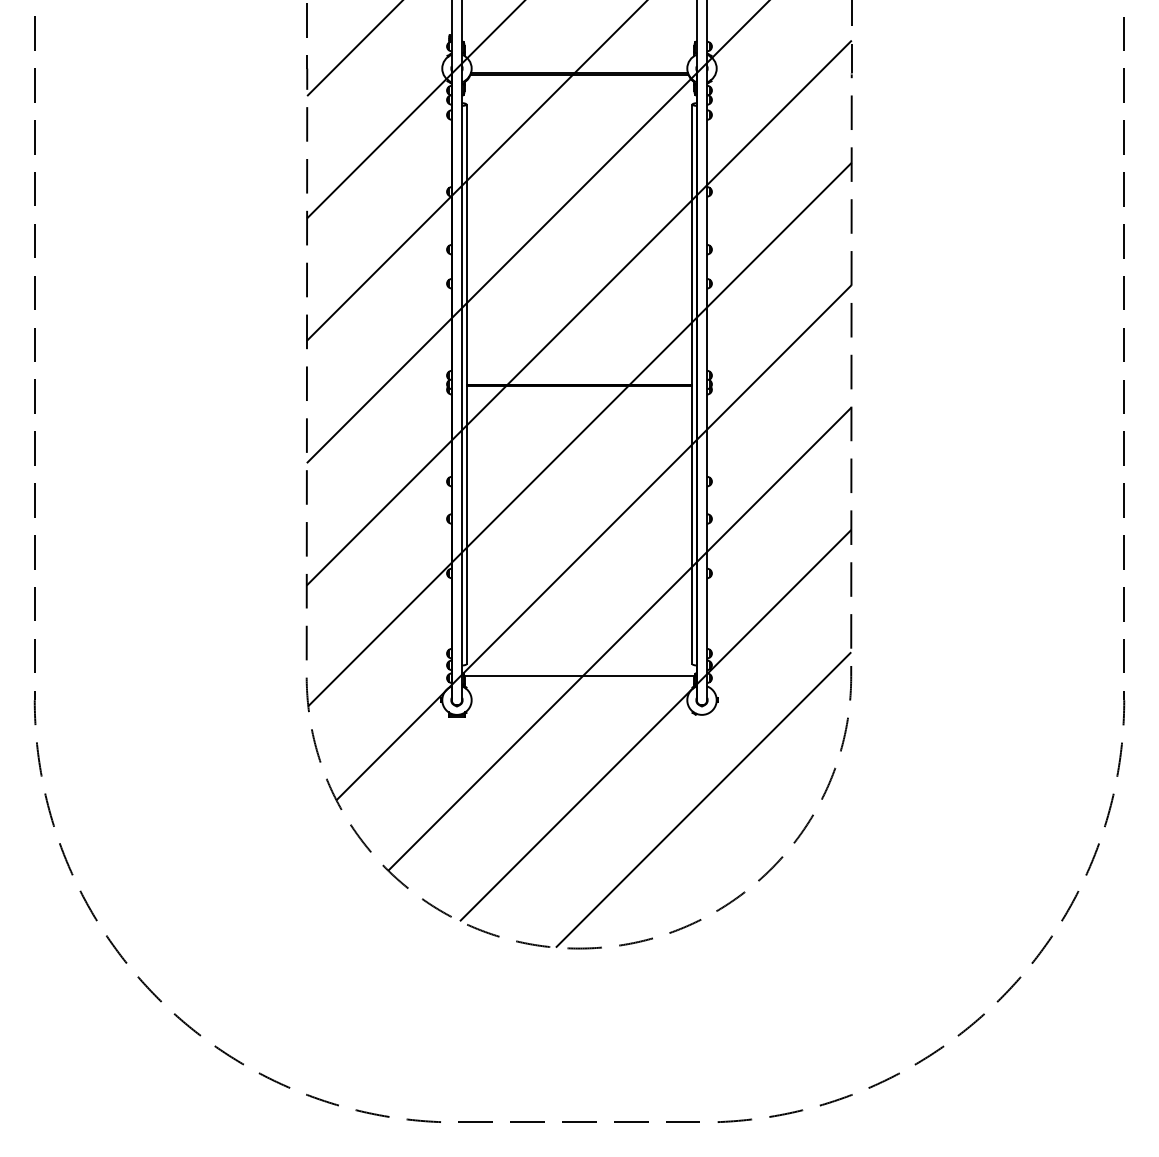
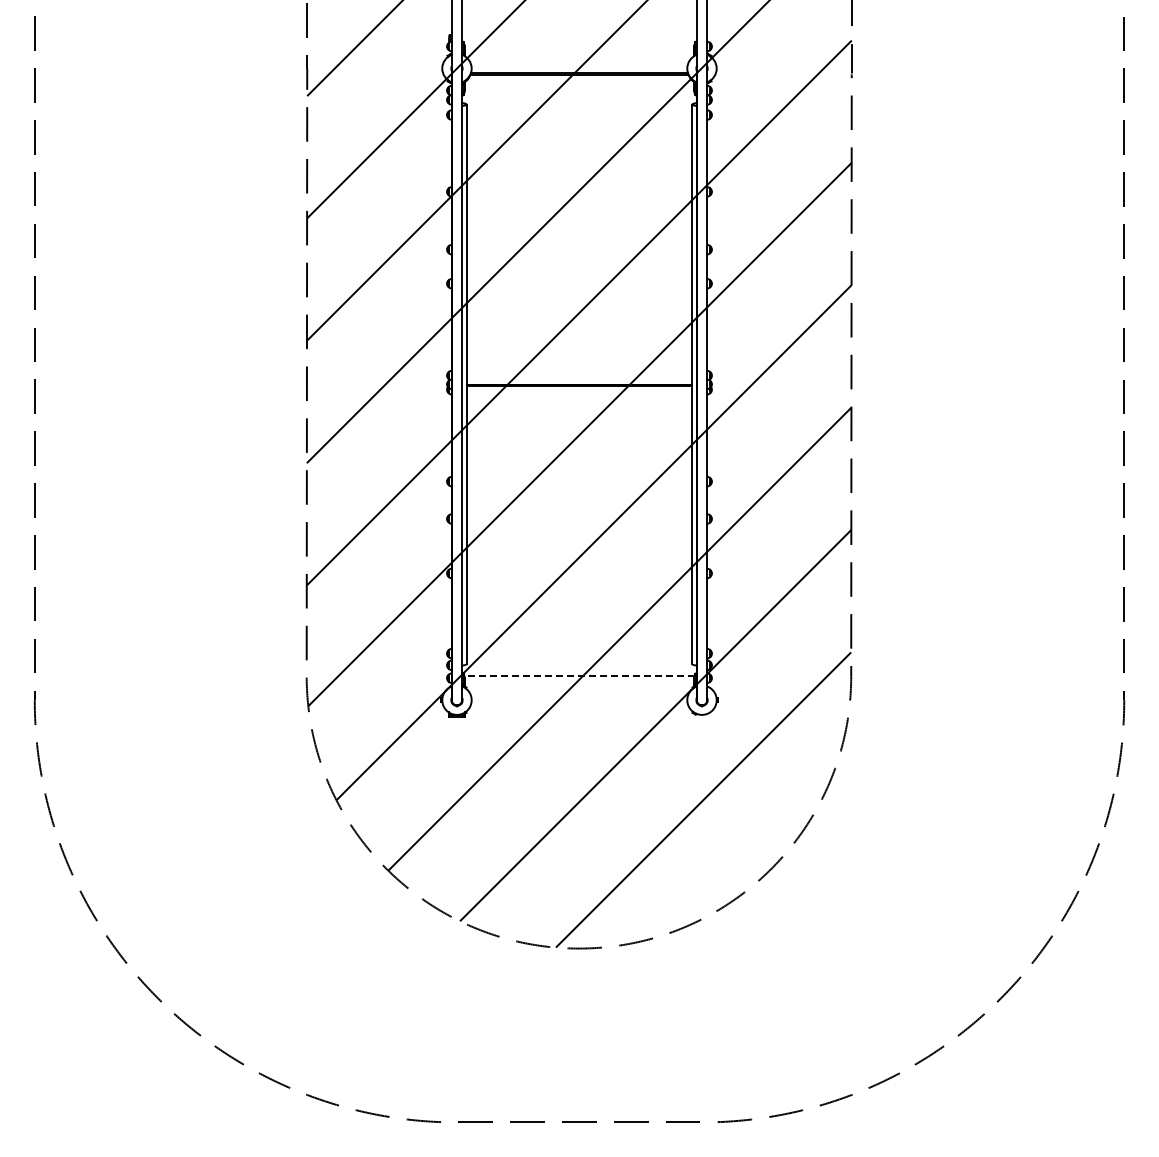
line: solid -> dashed (579, 676)
